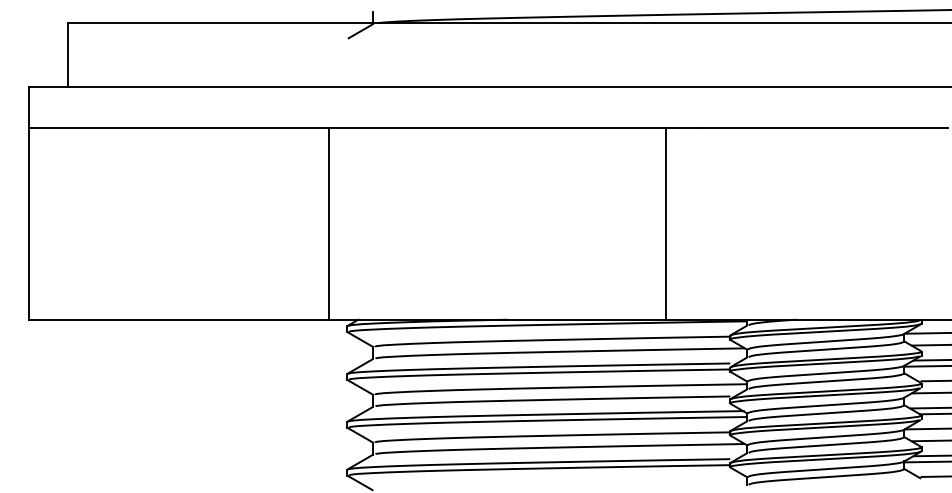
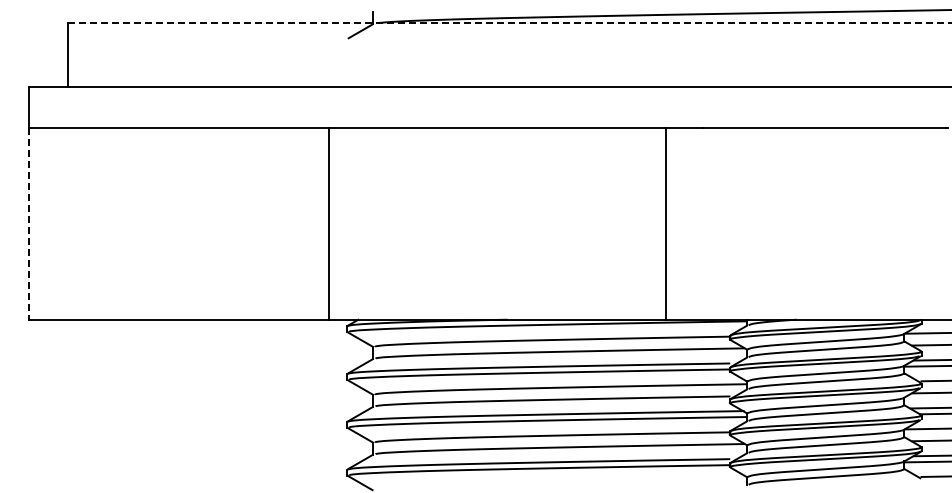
line: solid -> dashed (510, 23)
line: solid -> dashed (28, 224)
